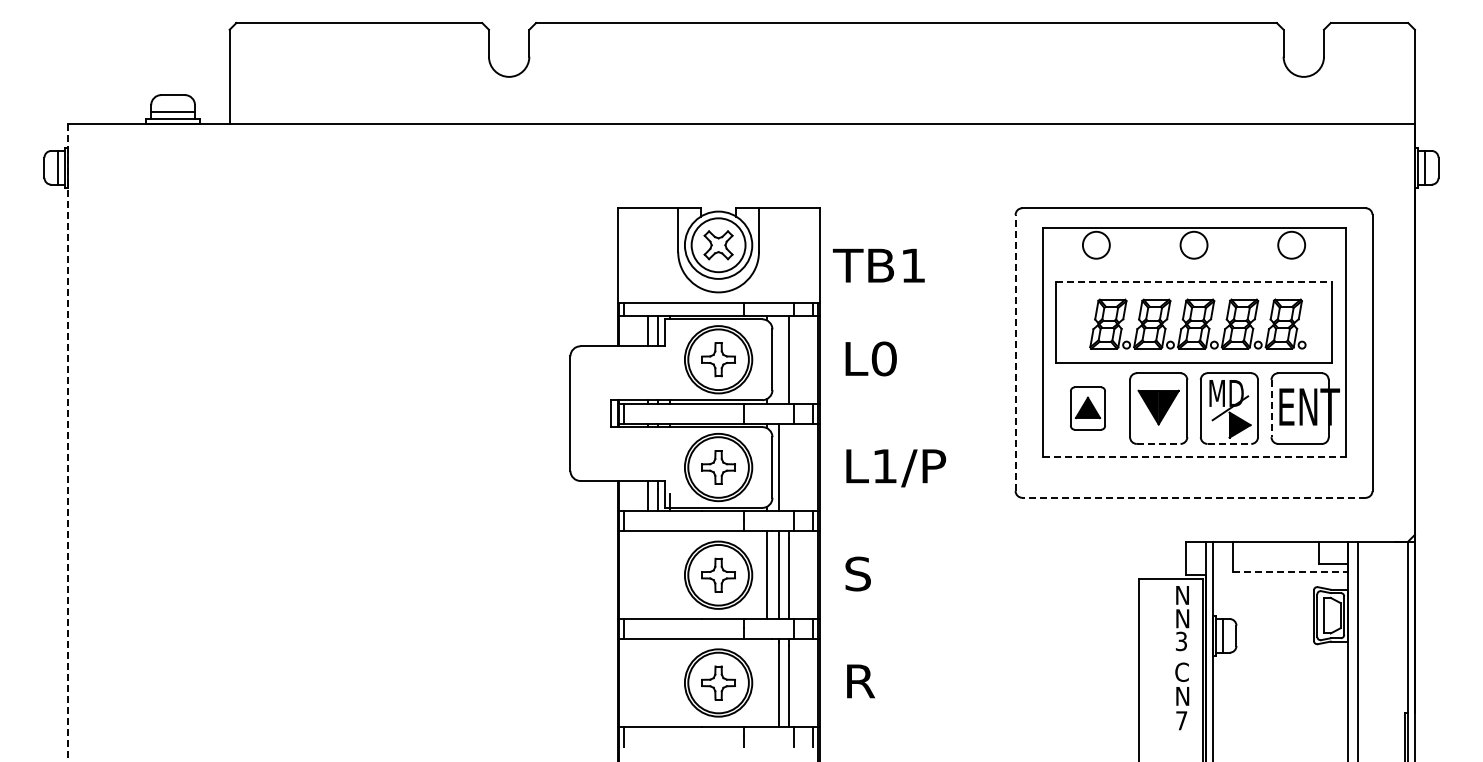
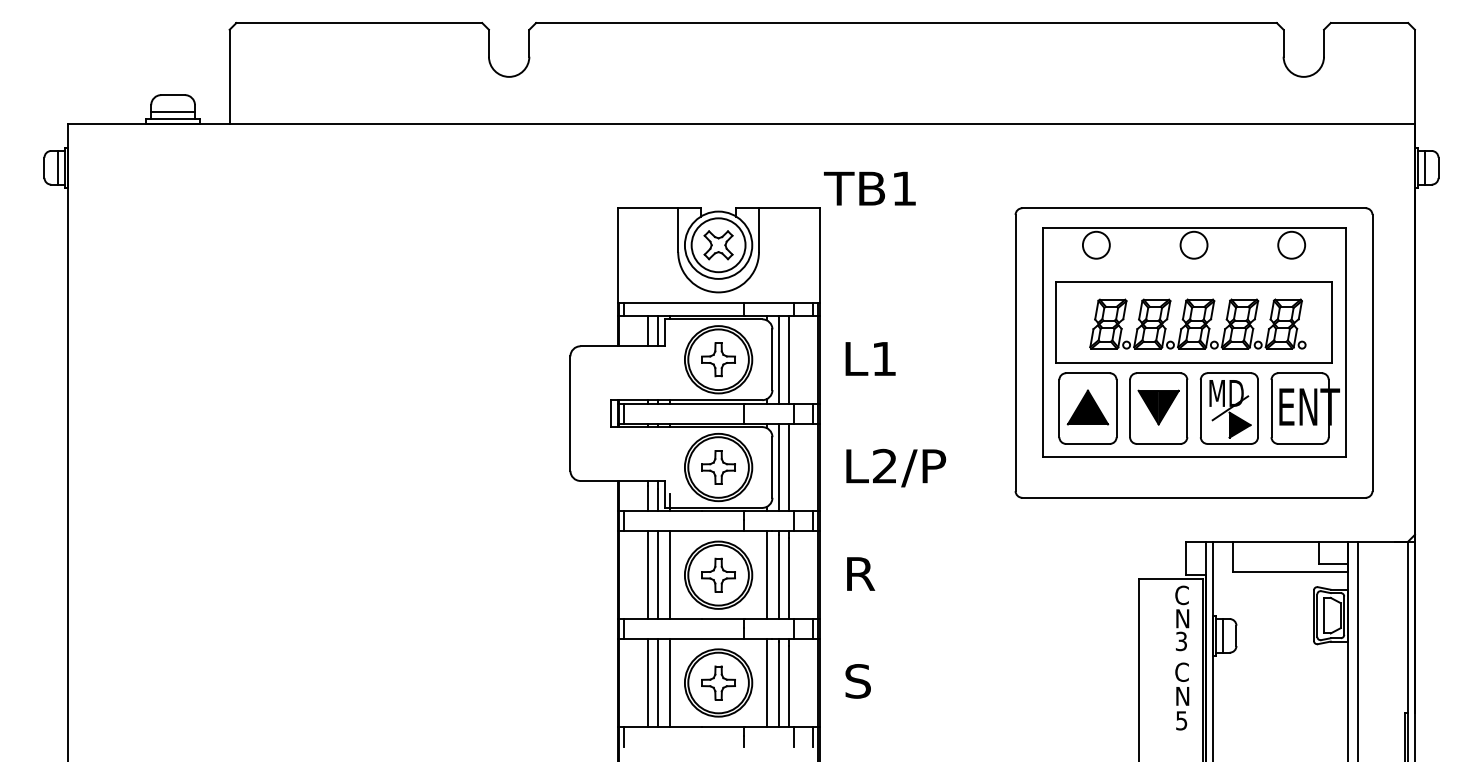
text position: (878, 265) -> (869, 188) (869, 188)
line: dashed -> solid (1194, 282)
line: dashed -> solid (1015, 352)
text: L0 -> L1 (883, 358)
line: none -> present (779, 359)
part size: 36x45 px -> 60x73 px (1087, 408)
line: dashed -> solid (1271, 408)
line: dashed -> solid (68, 442)
line: dashed -> solid (1158, 443)
line: dashed -> solid (1229, 443)
line: dashed -> solid (1194, 457)
text: L1/P -> L2/P (884, 465)
line: none -> present (789, 467)
line: dashed -> solid (1194, 497)
line: dashed -> solid (1290, 571)
text: S -> R (860, 573)
line: none -> present (647, 575)
line: none -> present (657, 575)
line: none -> present (670, 575)
text: N -> C (1181, 595)
text: R -> S (859, 681)
line: none -> present (647, 682)
line: none -> present (657, 682)
line: none -> present (670, 682)
line: none -> present (767, 682)
text: 7 -> 5 (1181, 720)
